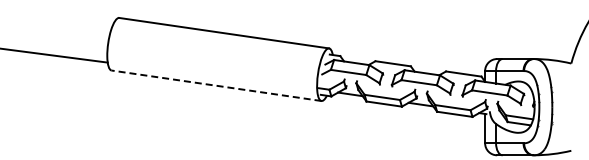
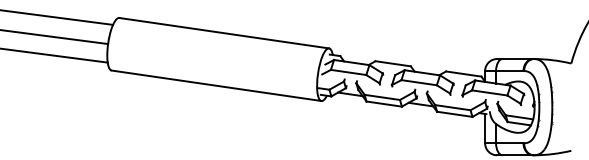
line: none -> present (57, 17)
line: none -> present (55, 37)
line: dashed -> solid (216, 85)
